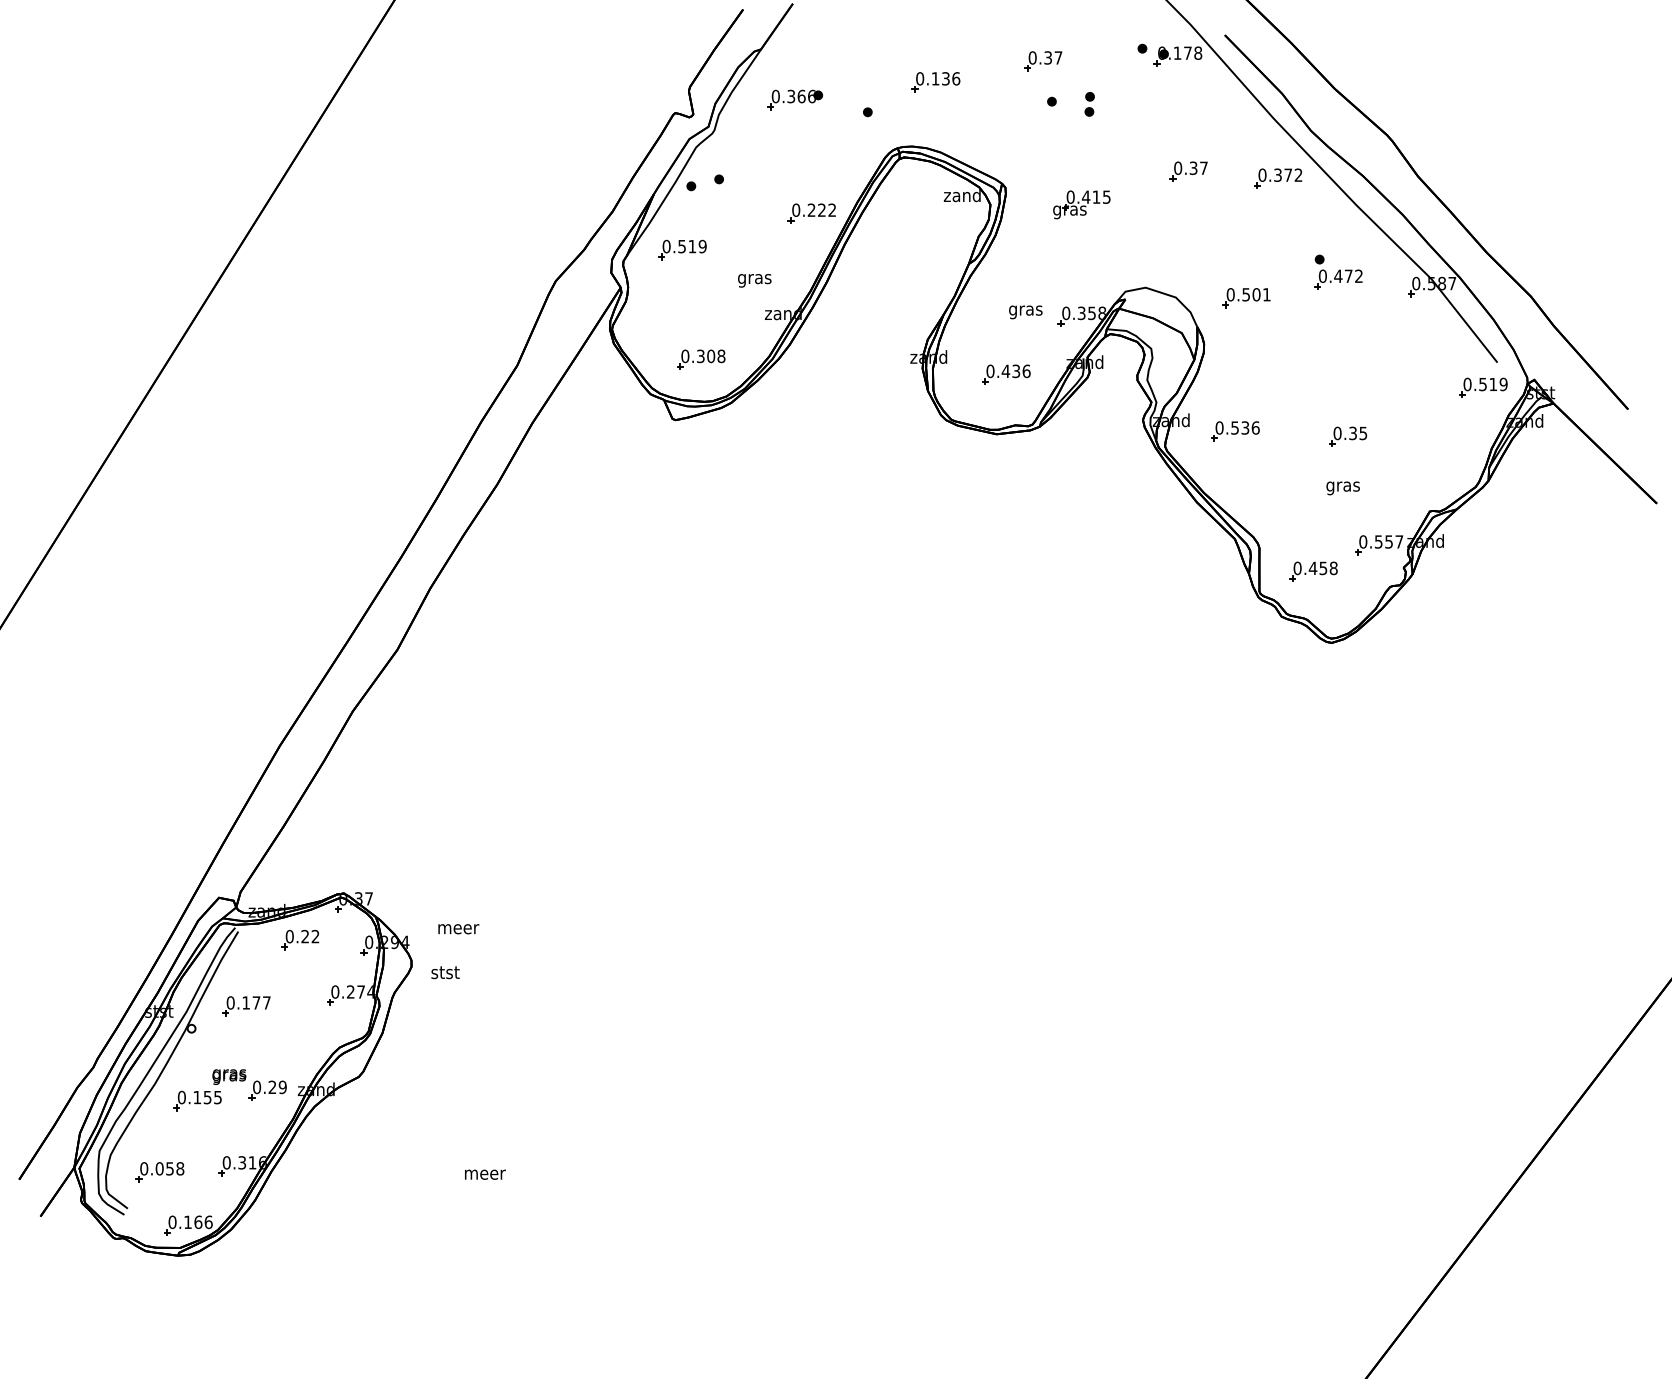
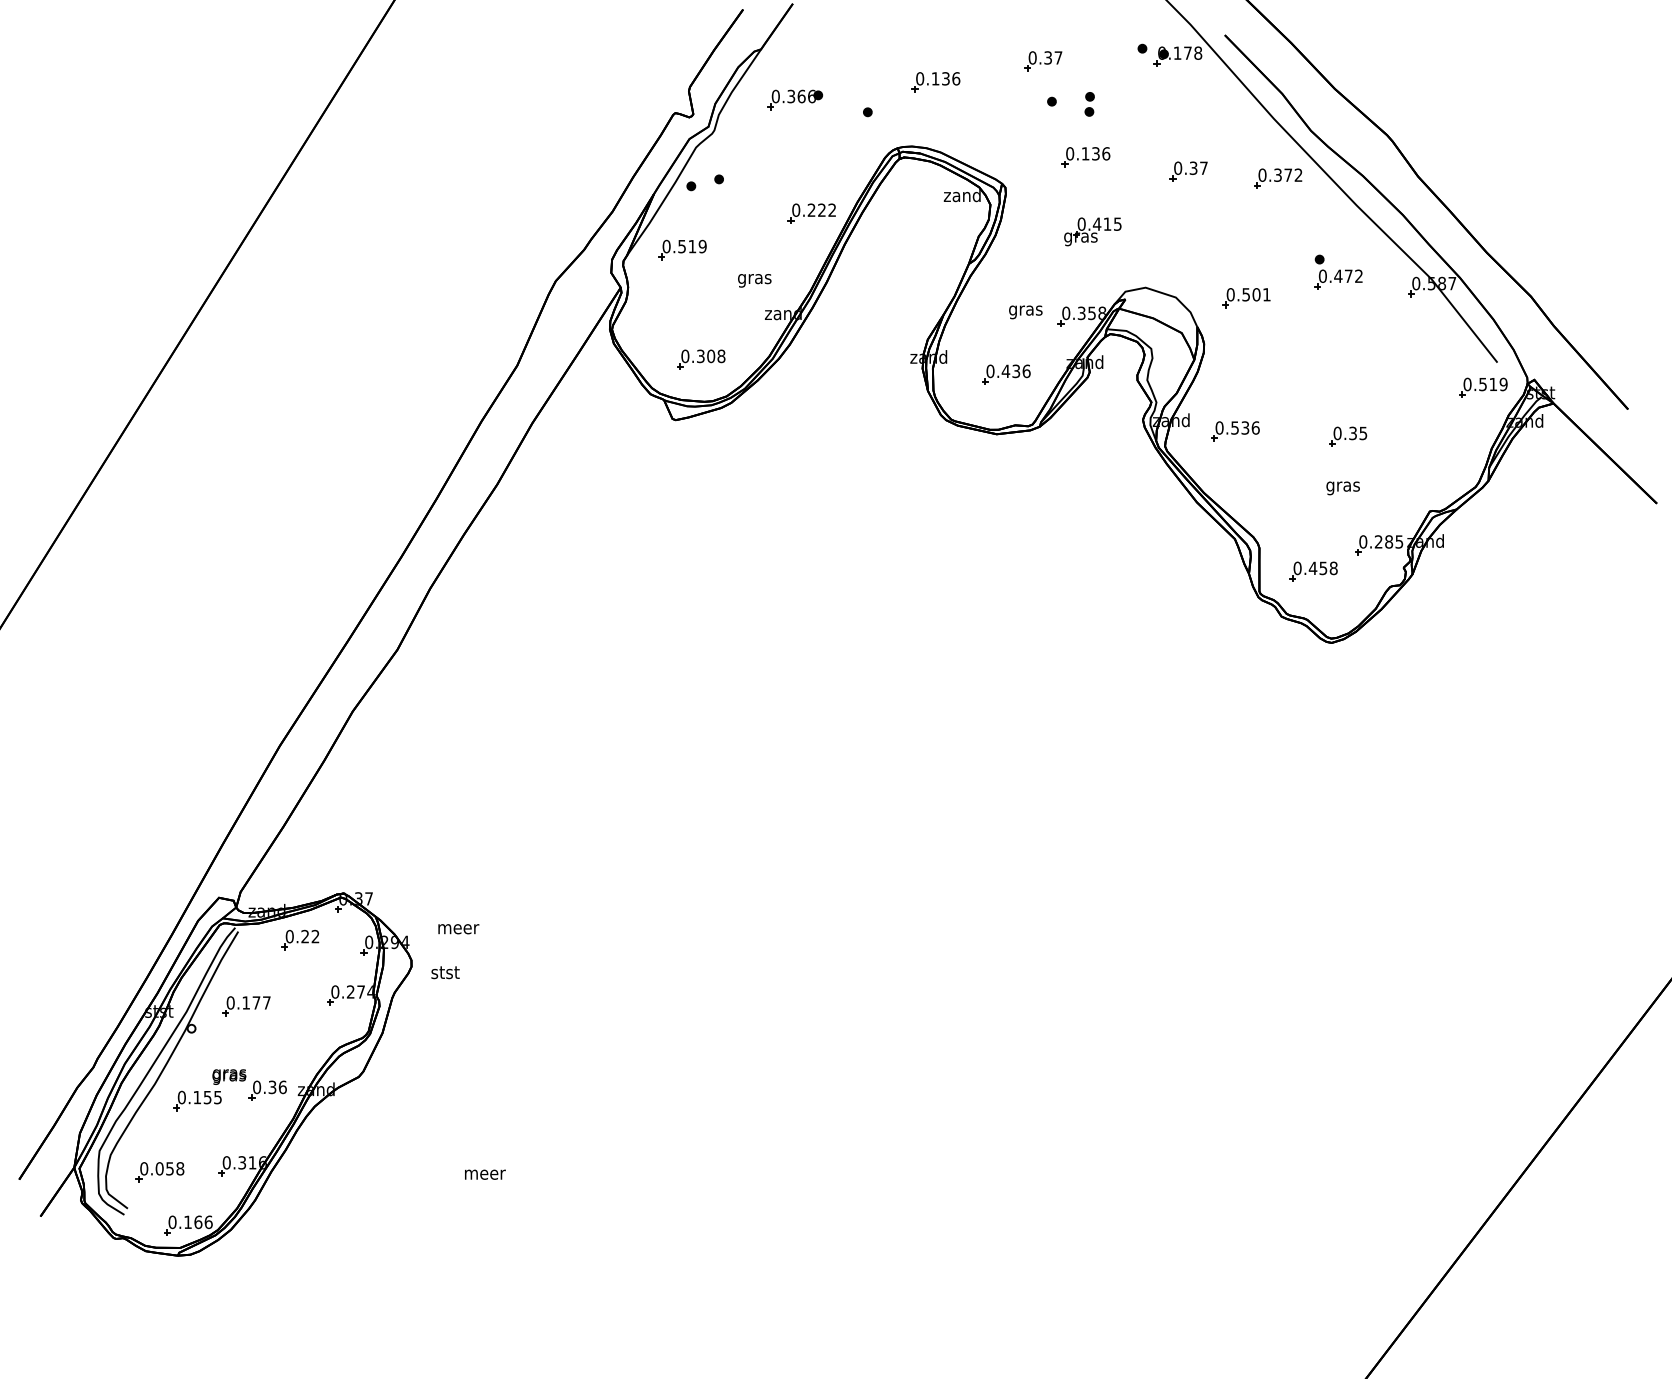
part: none -> present (1085, 157)
part position: (1081, 204) -> (1092, 231) (1092, 231)
text: 0.557 -> 0.285 (1389, 541)
text: 0.29 -> 0.36 (277, 1087)
